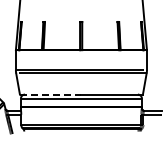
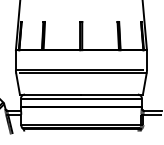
line: dashed -> solid (50, 94)
